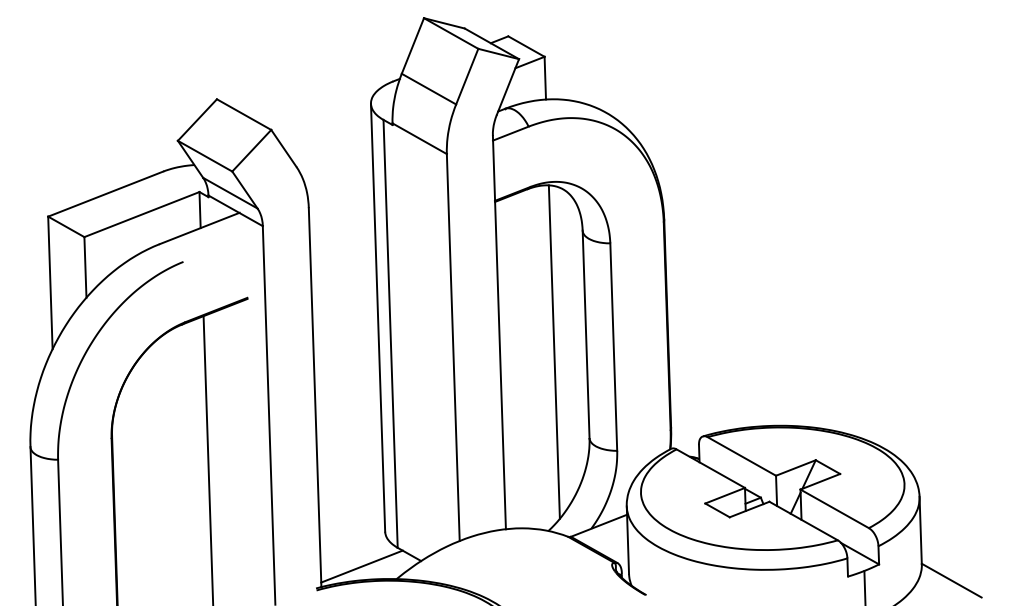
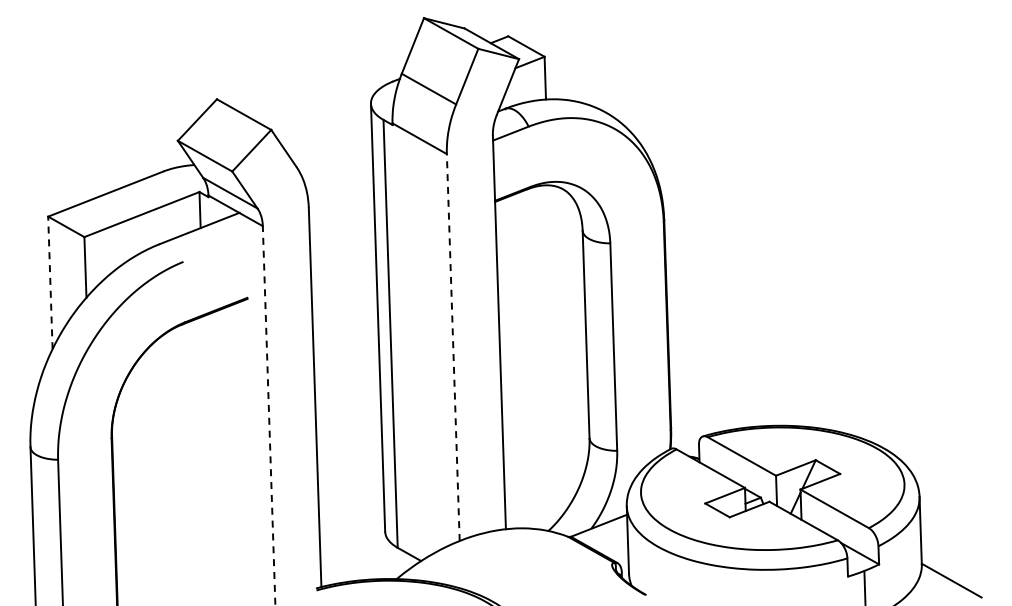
line: solid -> dashed (50, 282)
line: solid -> dashed (453, 347)
line: present -> none (553, 351)
line: solid -> dashed (269, 414)
line: present -> none (208, 459)
line: present -> none (361, 566)
